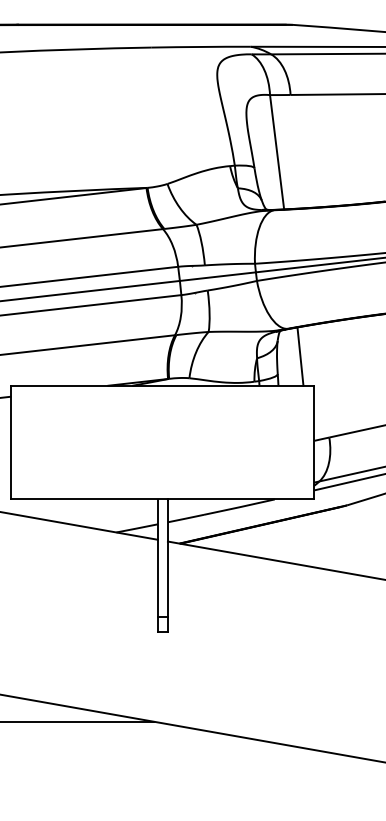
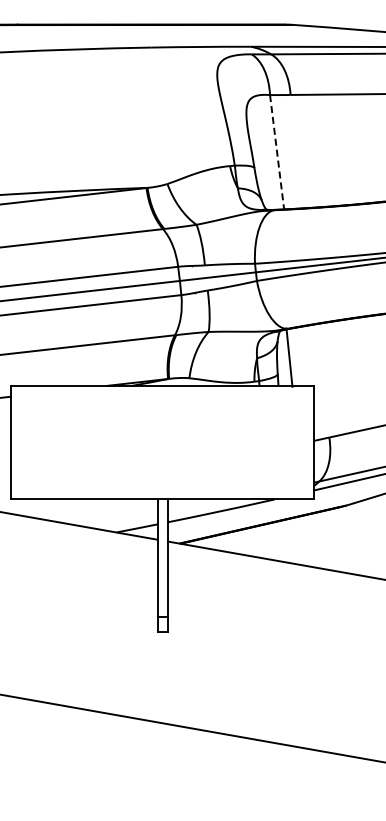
line: solid -> dashed (277, 152)
line position: (300, 356) -> (289, 357) (289, 357)
line: present -> none (78, 721)
